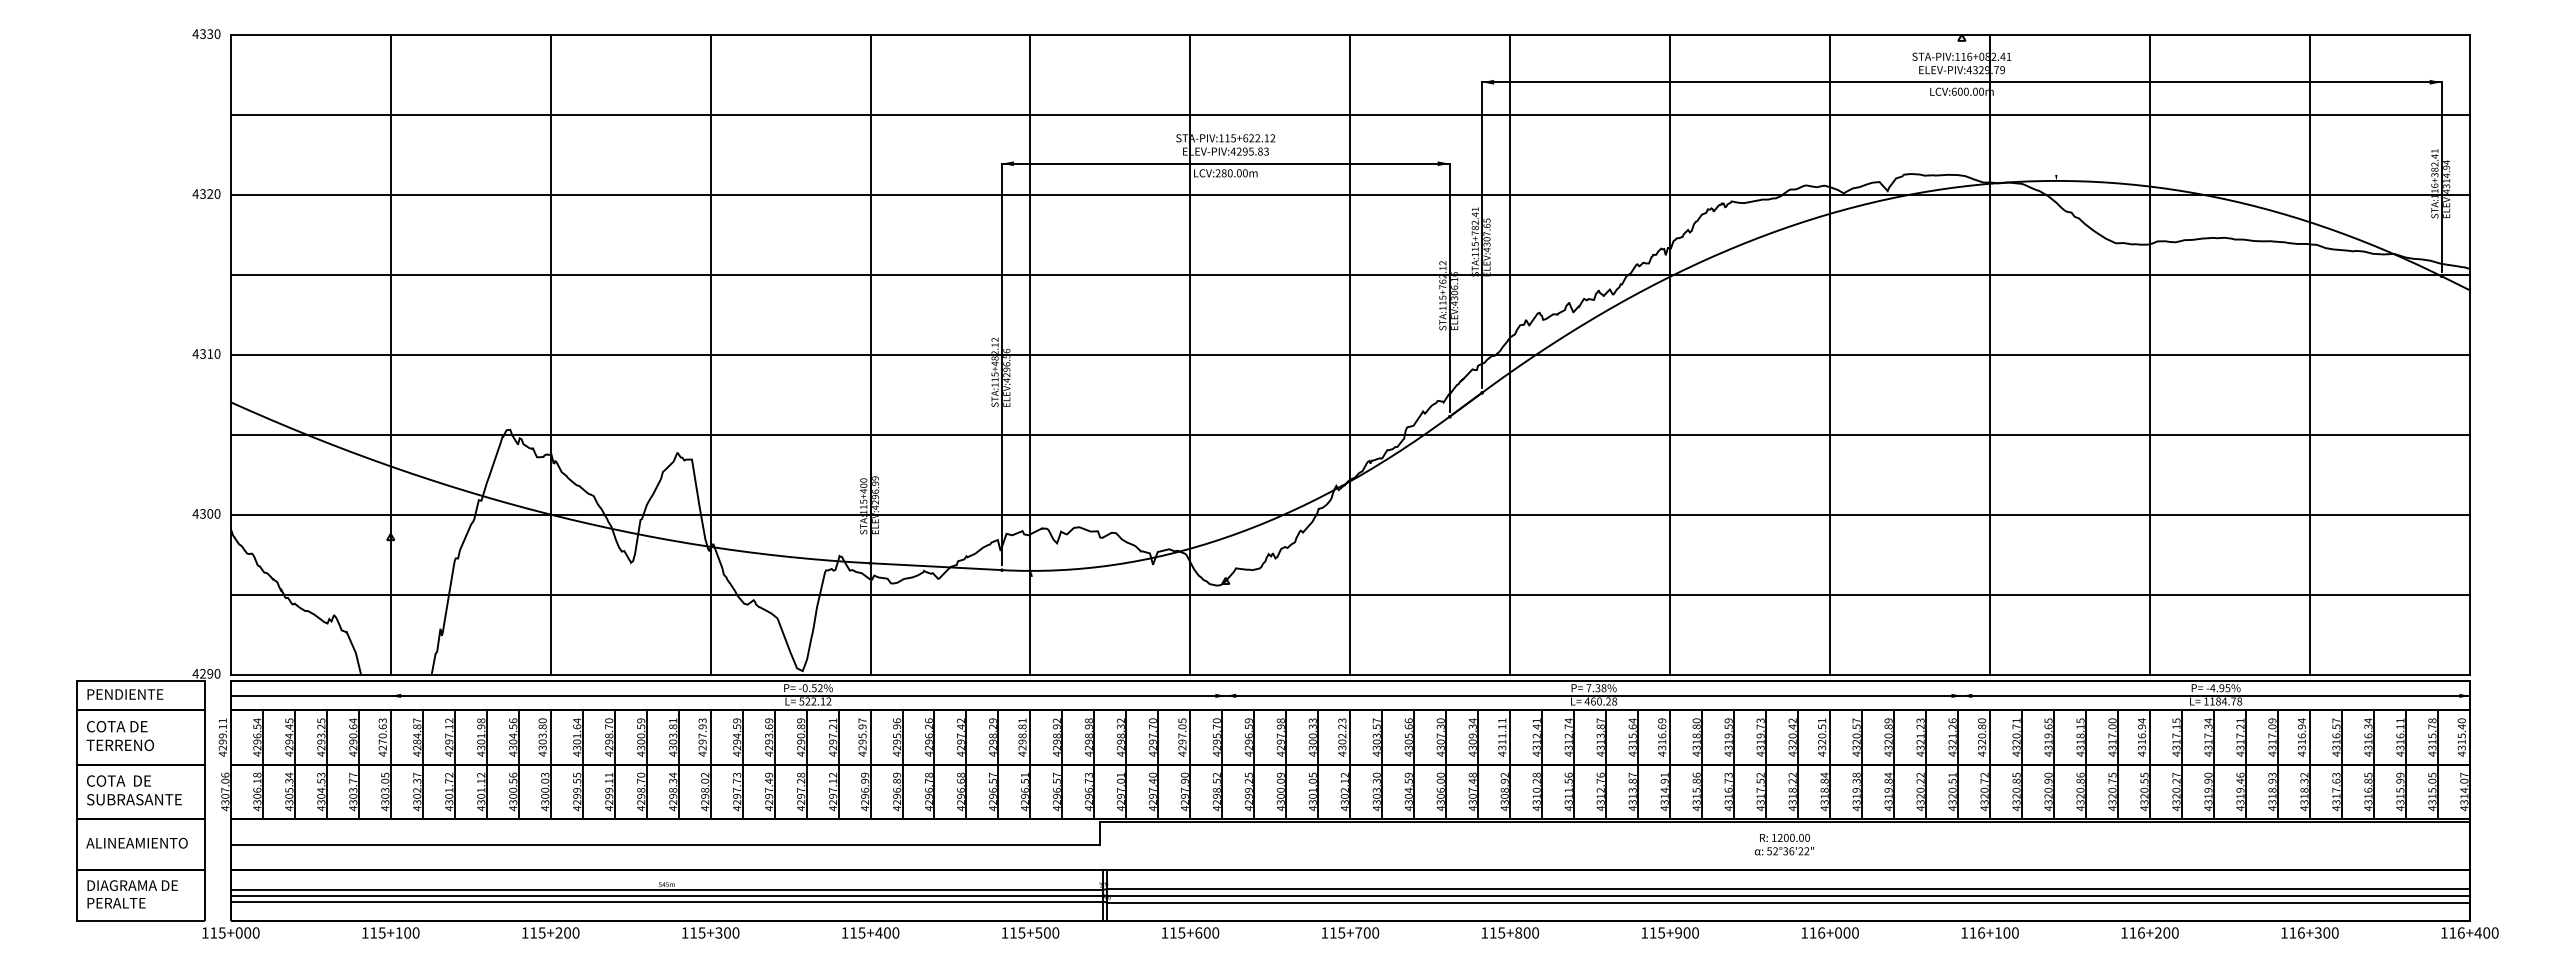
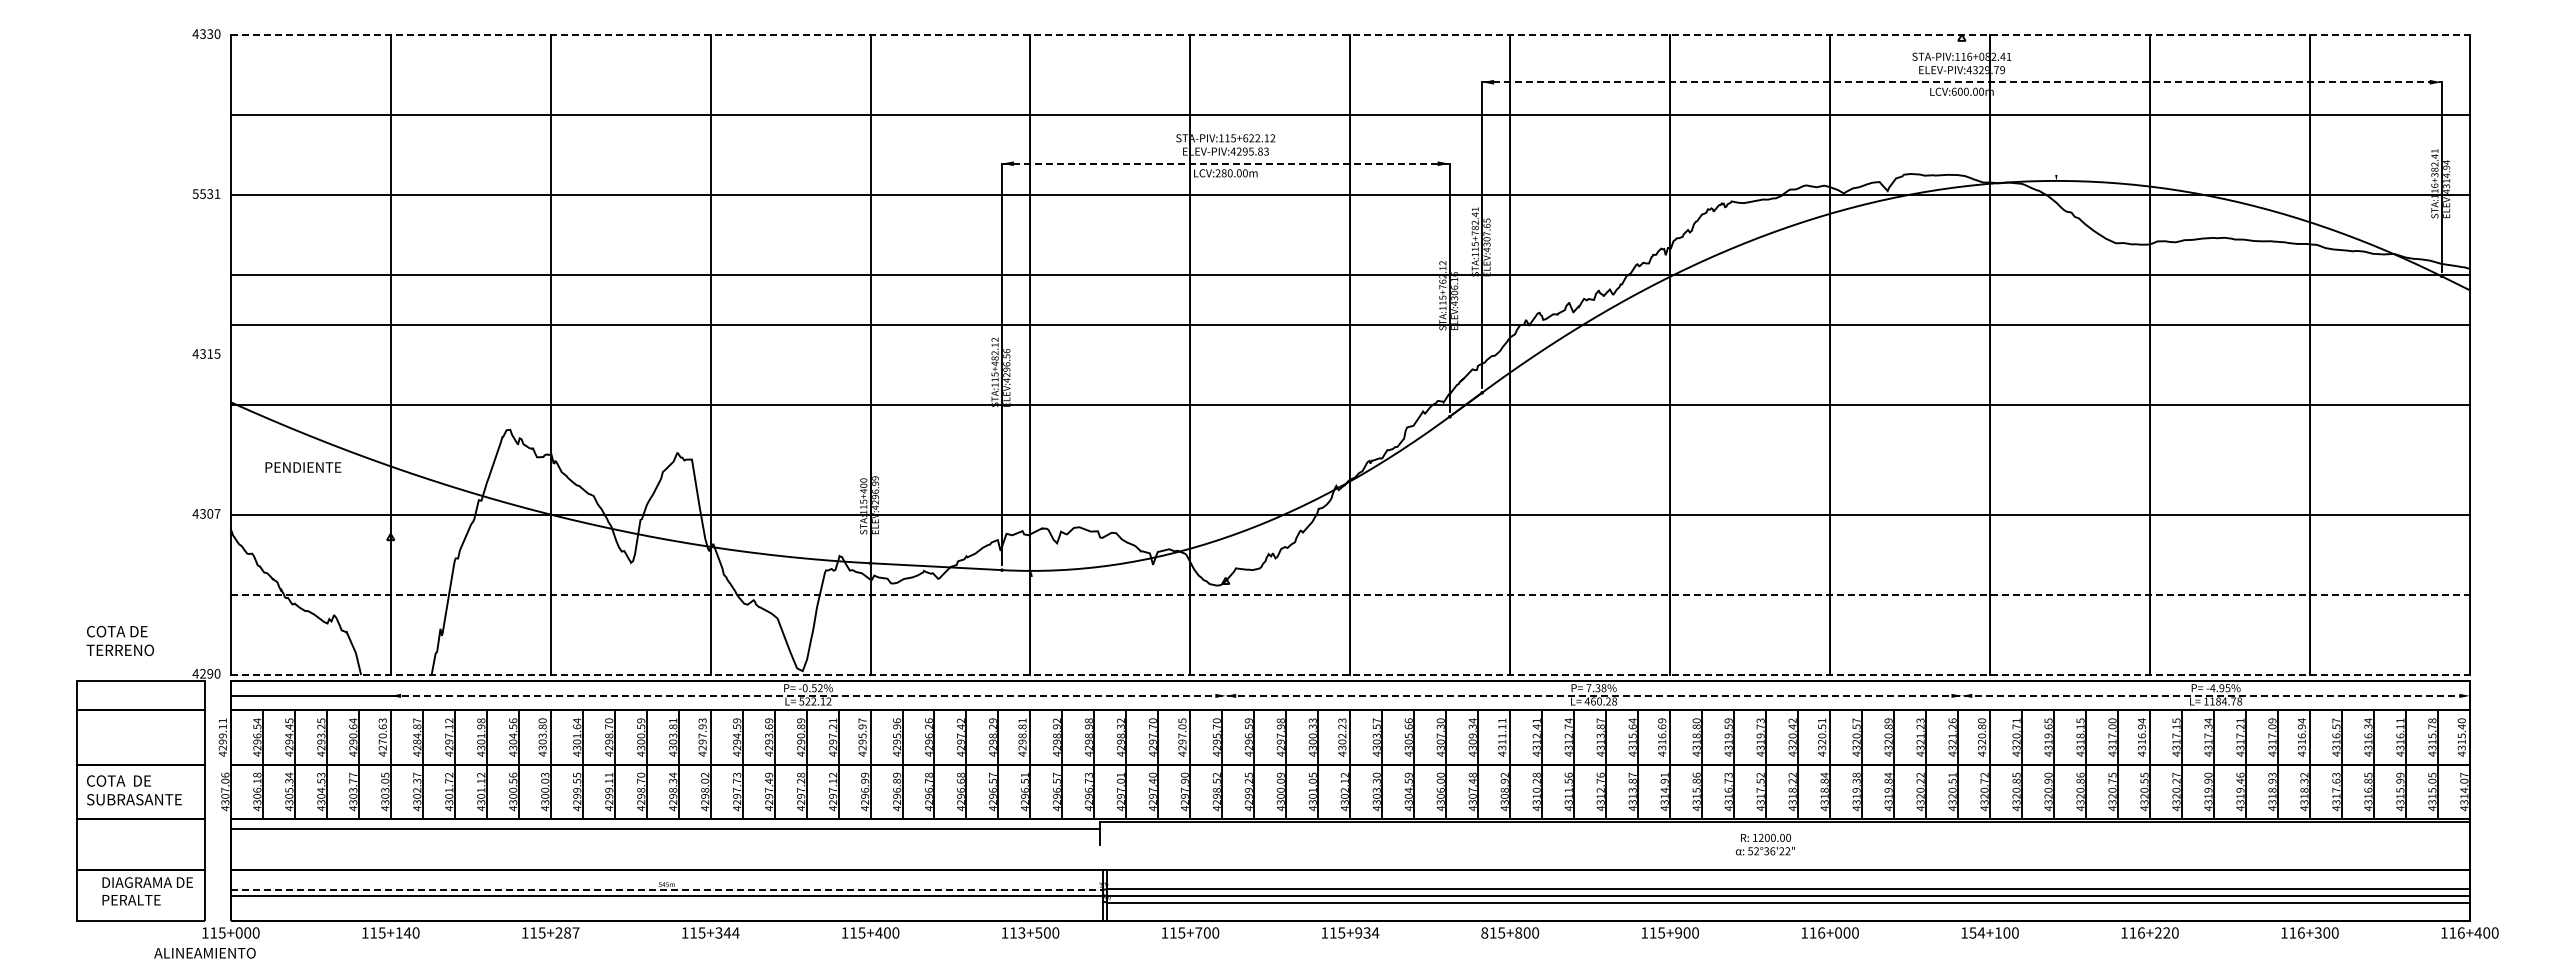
line: solid -> dashed (1350, 35)
line: solid -> dashed (1961, 82)
line: solid -> dashed (1225, 163)
text: 4320 -> 5531 (206, 193)
text: 4310 -> 4315 (217, 353)
line position: (1349, 355) -> (1349, 325) (1349, 325)
line position: (1349, 435) -> (1349, 405) (1349, 405)
text: 4300 -> 4307 (217, 513)
line: solid -> dashed (1350, 595)
line: solid -> dashed (1350, 675)
text position: (125, 694) -> (303, 467) (303, 467)
line: solid -> dashed (1430, 695)
text position: (119, 736) -> (119, 641) (119, 641)
text position: (136, 842) -> (204, 952) (204, 952)
line position: (664, 844) -> (664, 828) (664, 828)
text position: (1784, 844) -> (1765, 844) (1765, 844)
line: solid -> dashed (667, 890)
text position: (132, 894) -> (147, 891) (147, 891)
line: present -> none (666, 901)
text: 115+100 -> 115+140 (407, 932)
text: 115+200 -> 115+287 (571, 932)
text: 115+300 -> 115+344 (731, 932)
text: 115+500 -> 113+500 (1021, 932)
text: 115+600 -> 115+700 (1198, 932)
text: 115+700 -> 115+934 (1367, 932)
text: 115+800 -> 815+800 (1484, 932)
text: 116+100 -> 154+100 (1977, 932)
text: 116+200 -> 116+220 (2166, 932)
